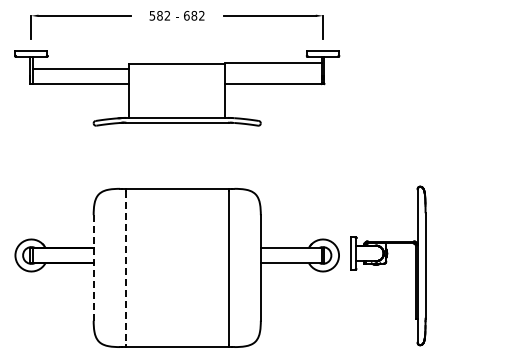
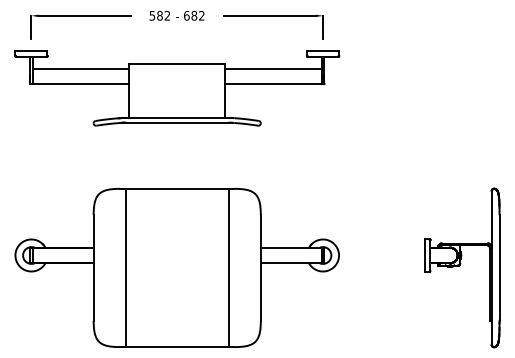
line position: (273, 62) -> (273, 68) (273, 68)
part position: (388, 265) -> (462, 267) (462, 267)
line: dashed -> solid (93, 267)
line: dashed -> solid (125, 267)
